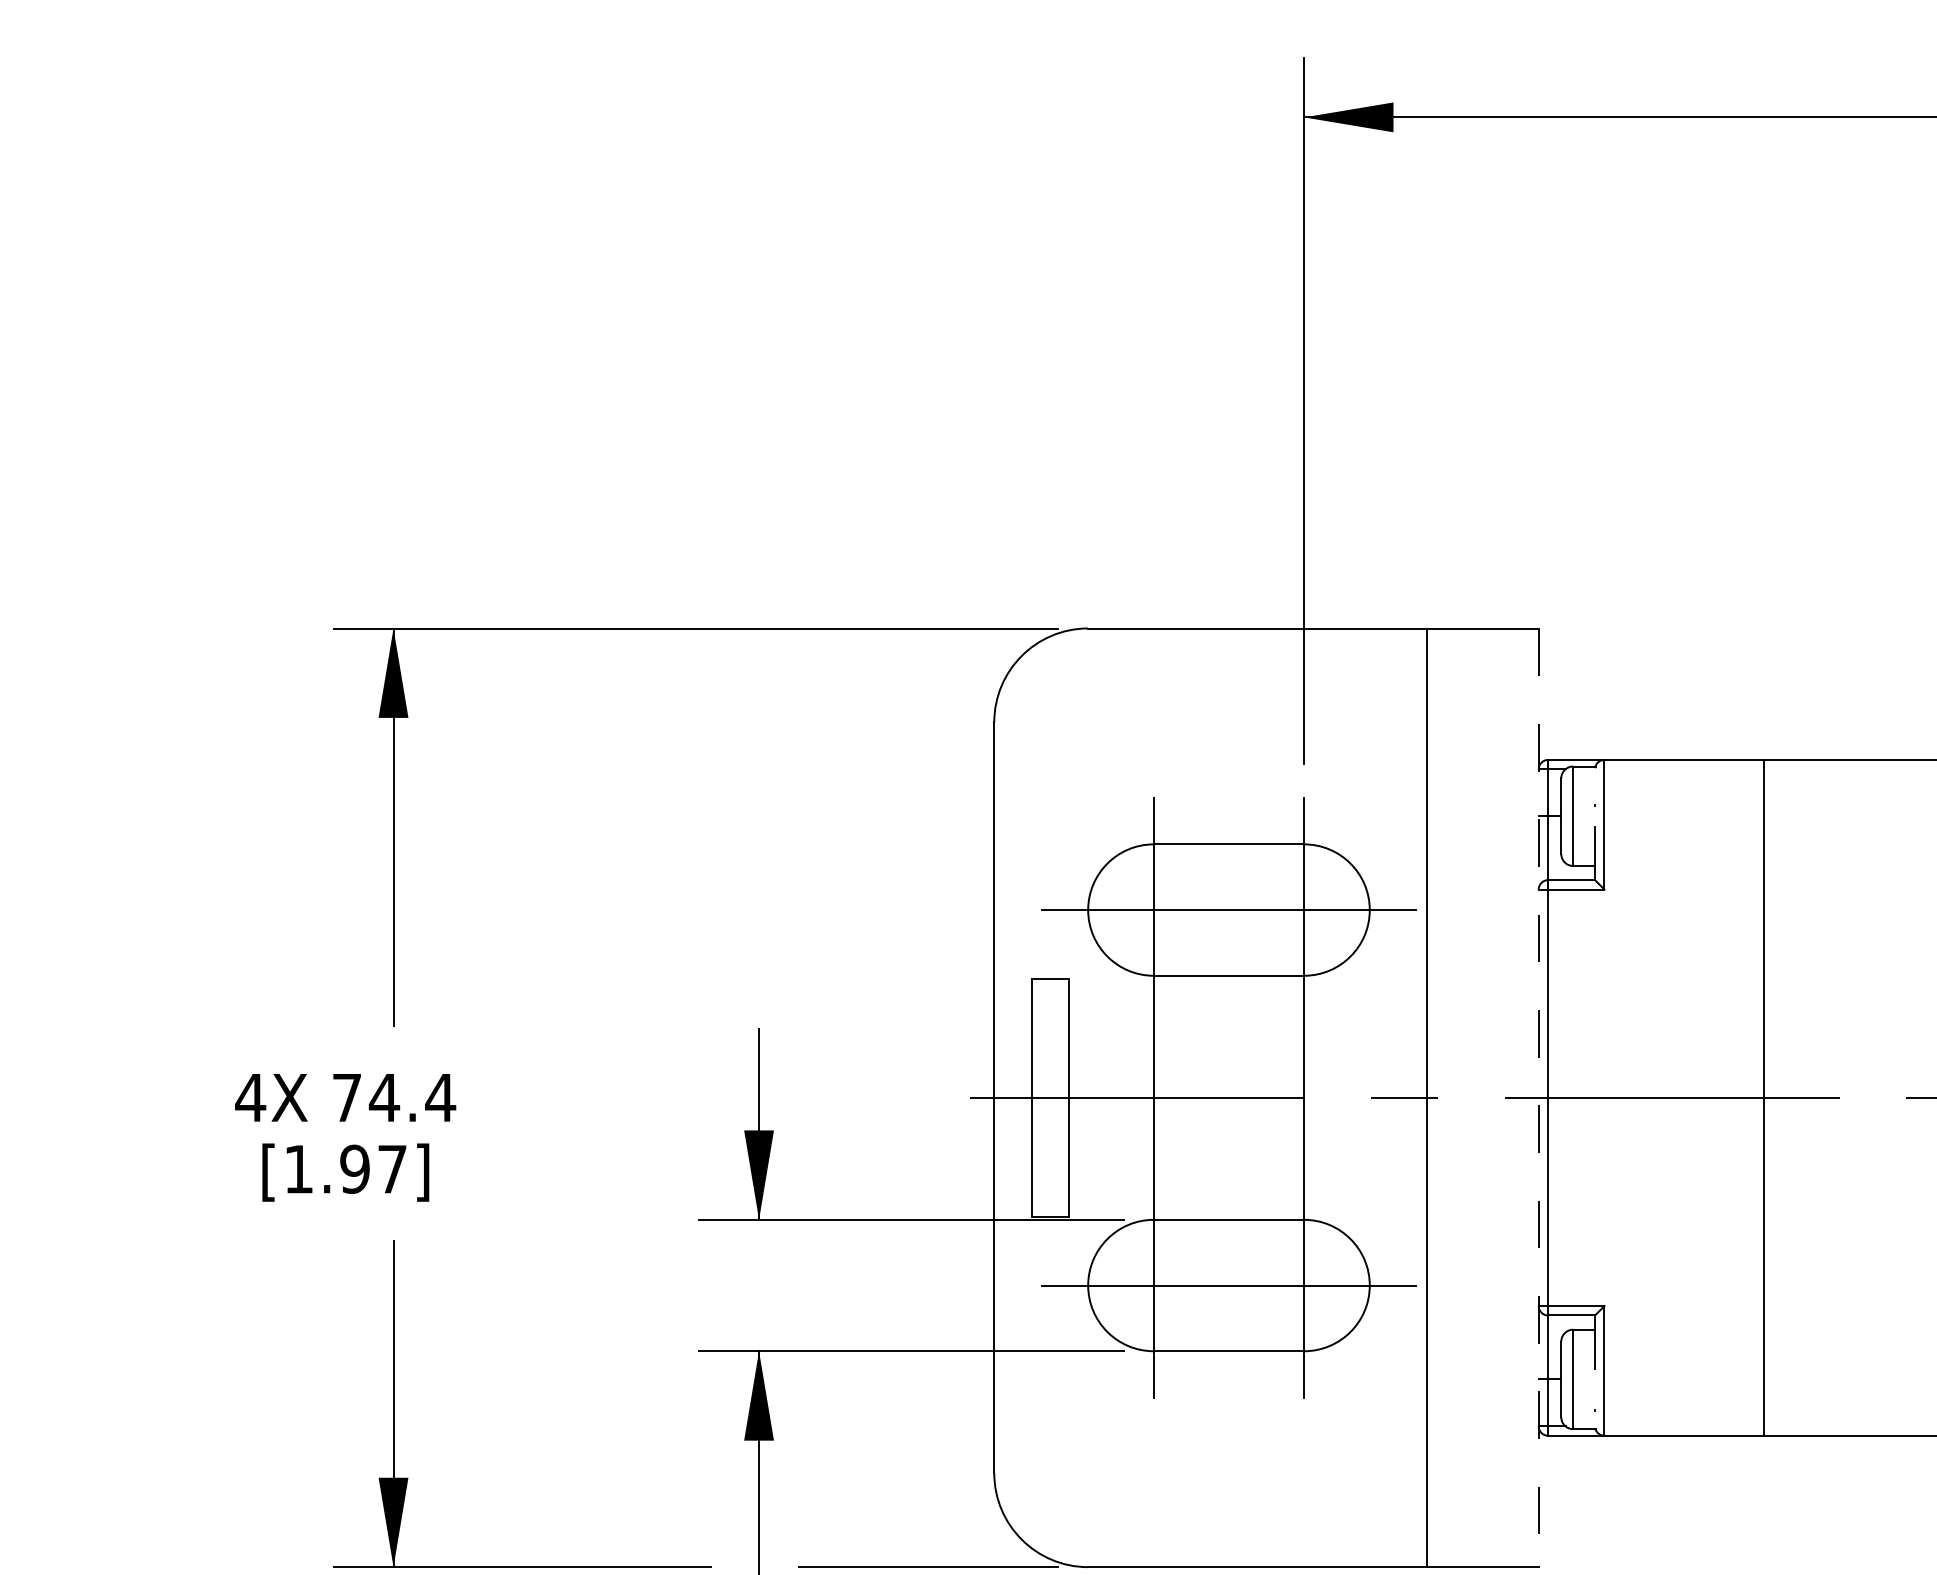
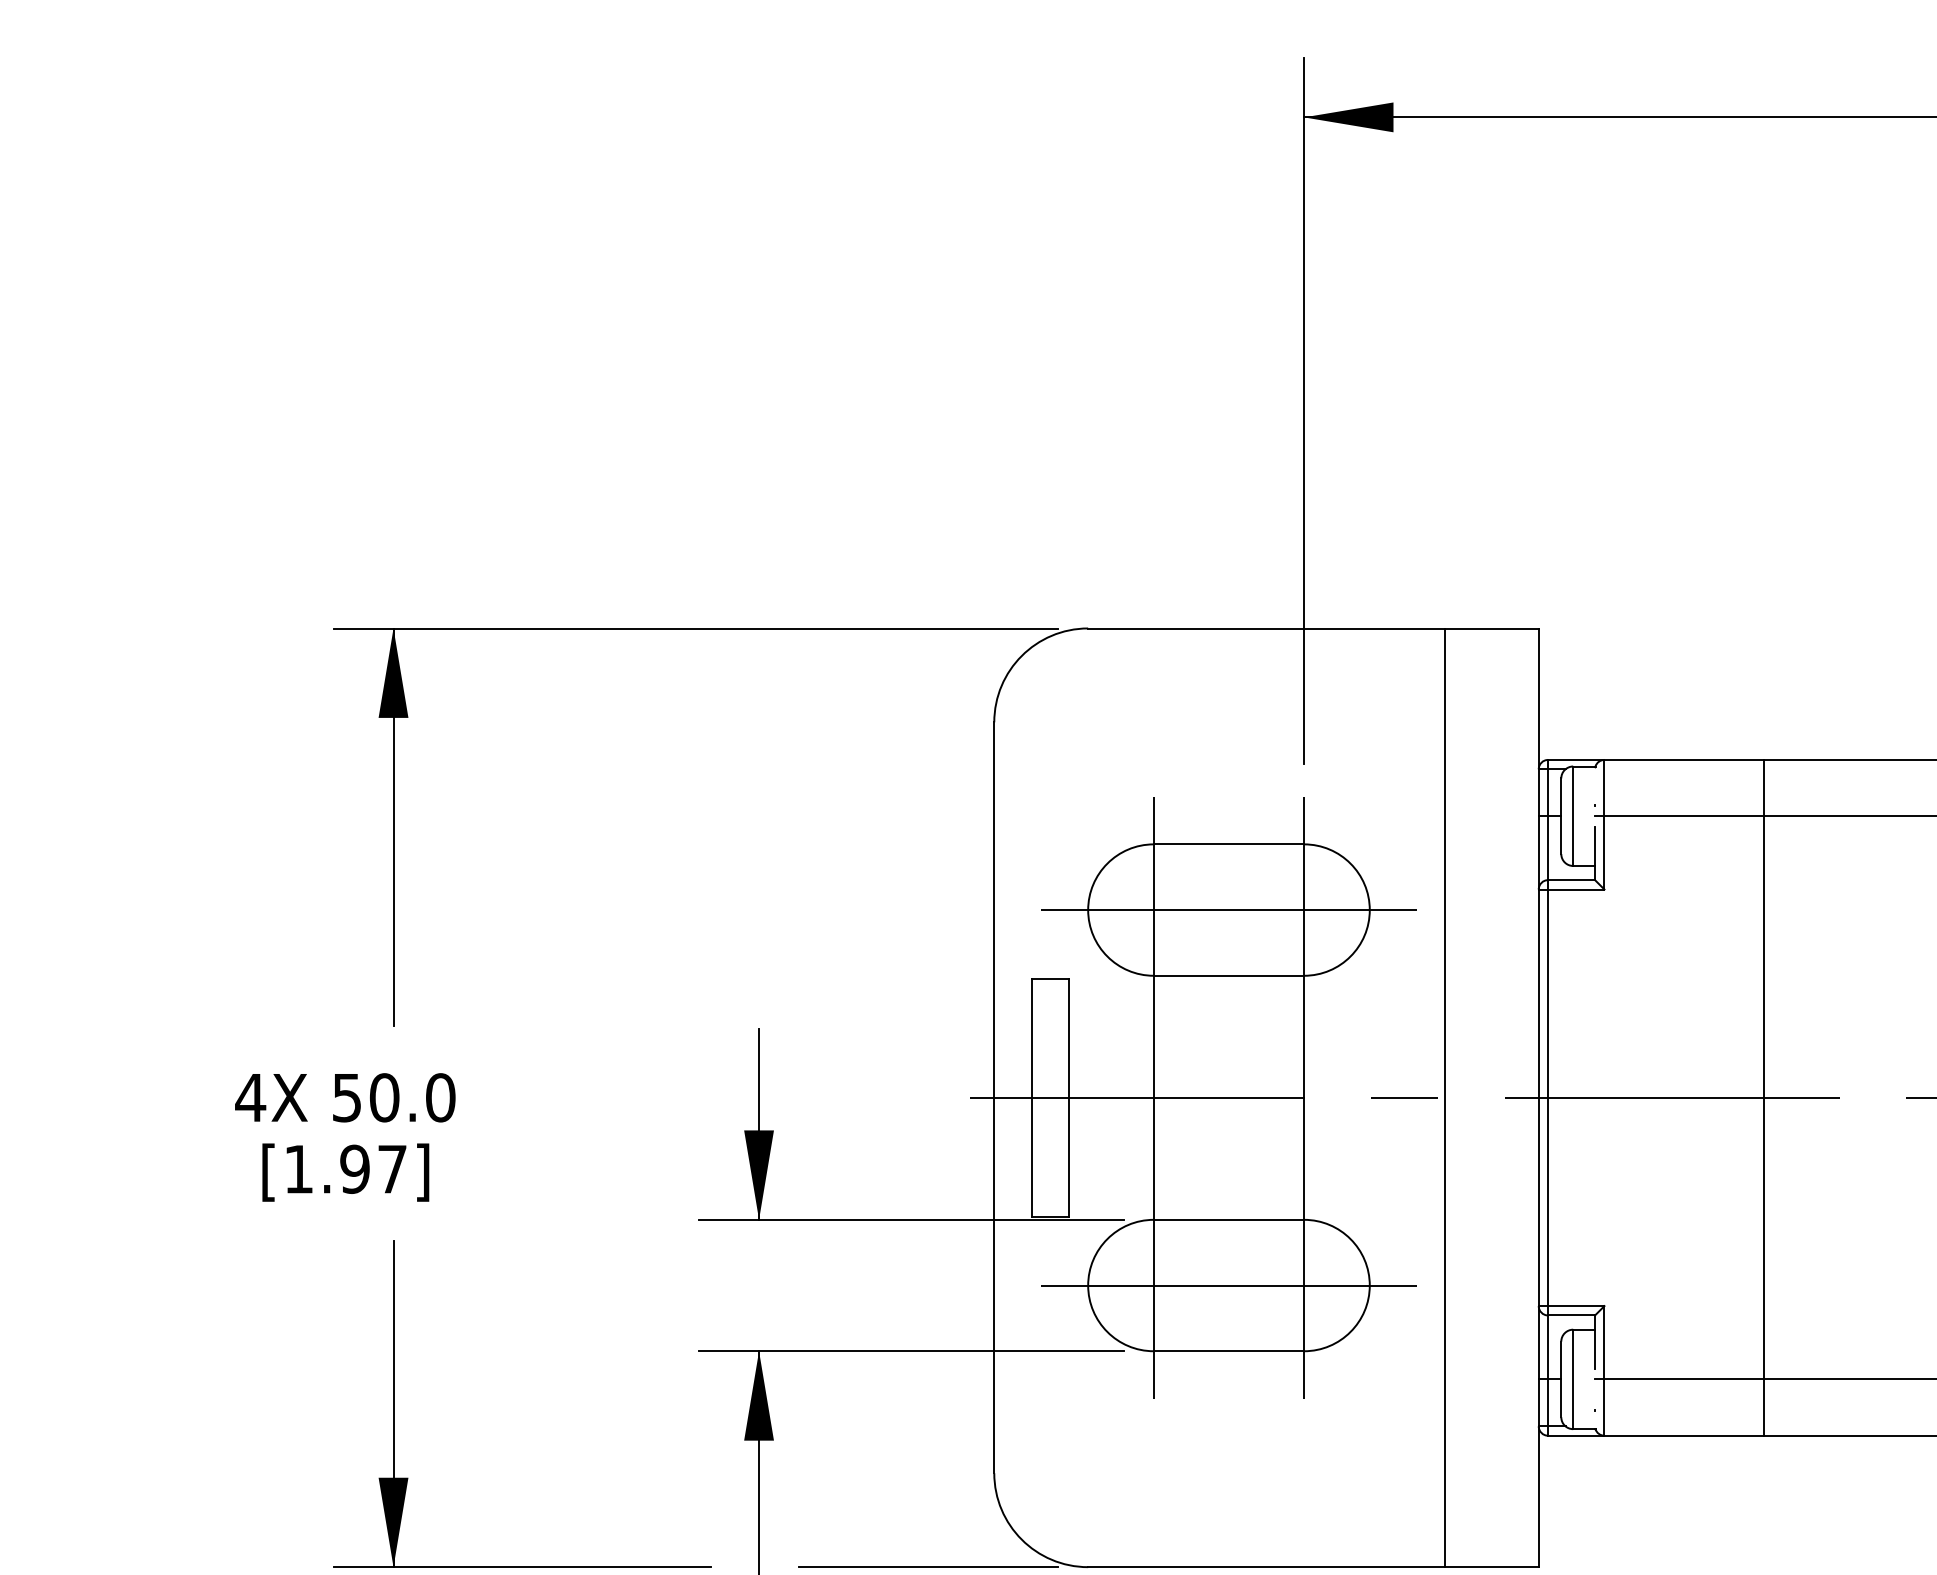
line: none -> present (1764, 816)
text: 74.4 -> 50.0 (394, 1097)
line position: (1426, 1097) -> (1444, 1097) (1444, 1097)
line: dashed -> solid (1538, 1098)
line: none -> present (1764, 1379)
